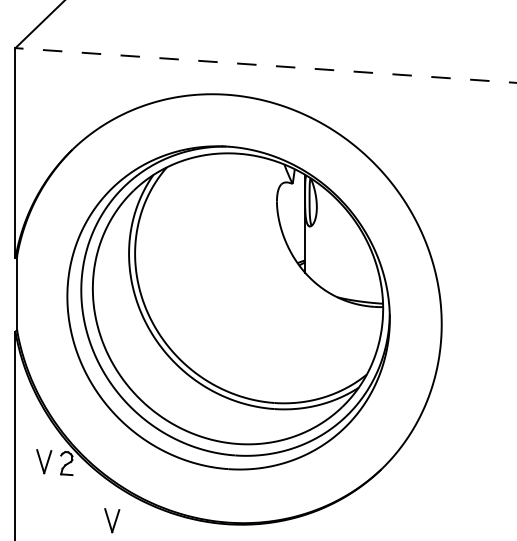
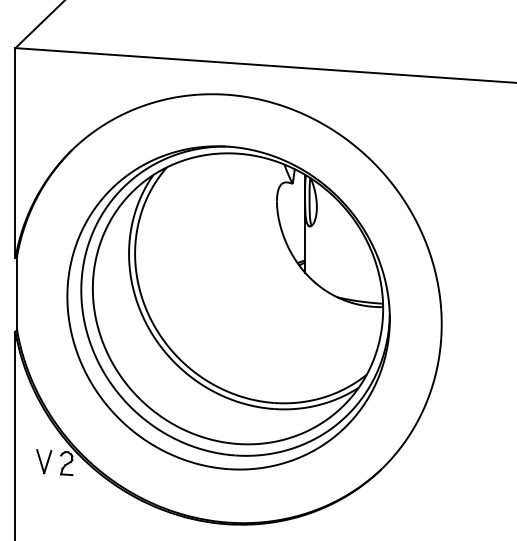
line: dashed -> solid (265, 65)
part: present -> none (112, 520)
